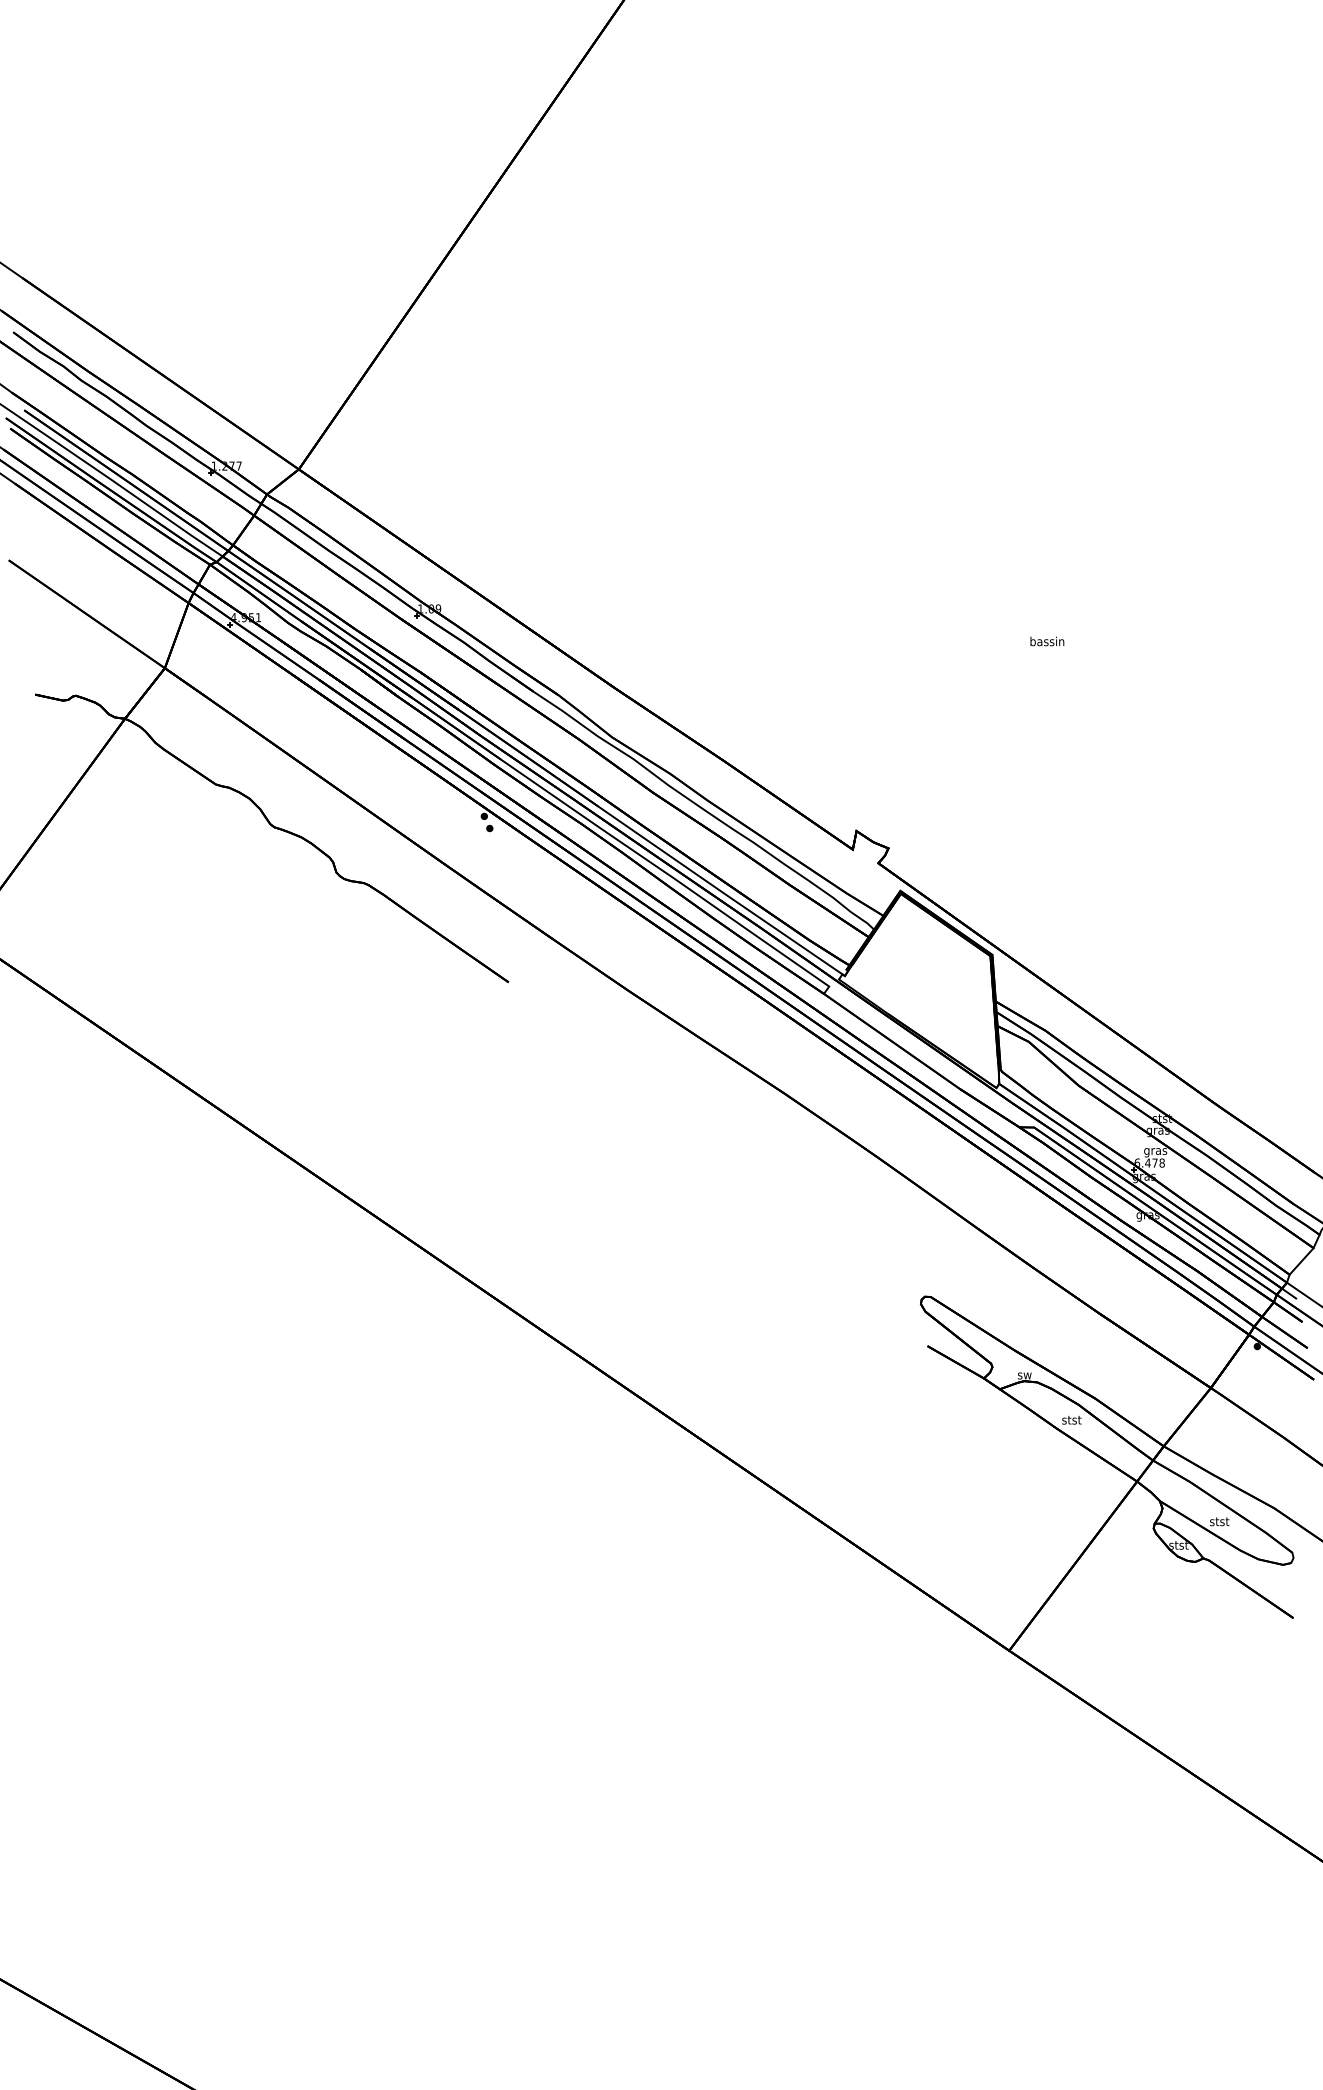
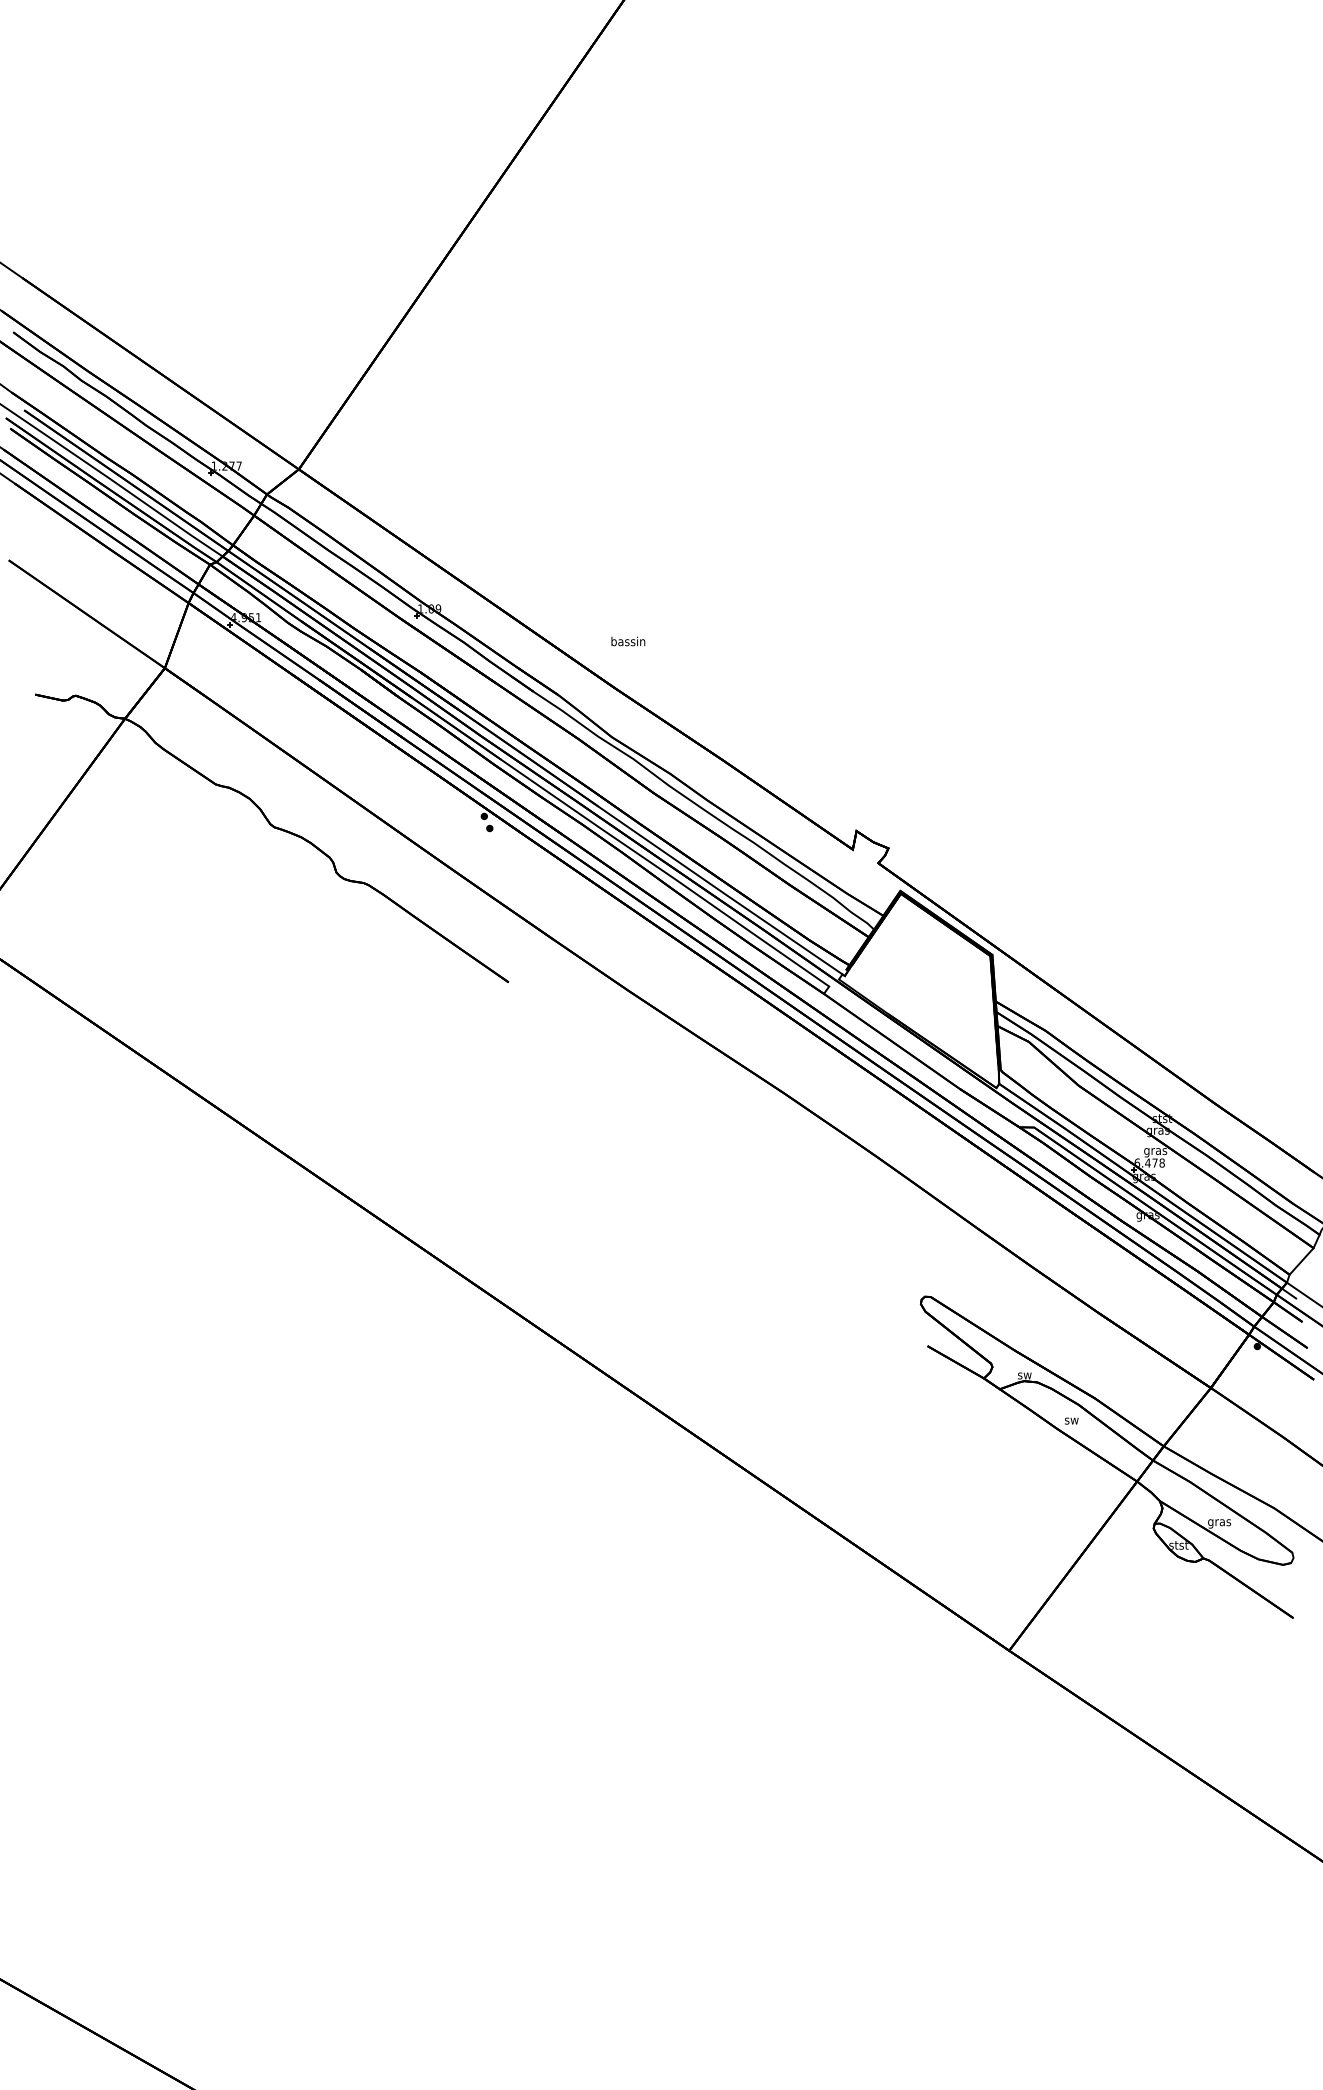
text position: (1047, 641) -> (628, 641) (628, 641)
text: stst -> sw (1071, 1419)
text: stst -> gras (1219, 1522)
